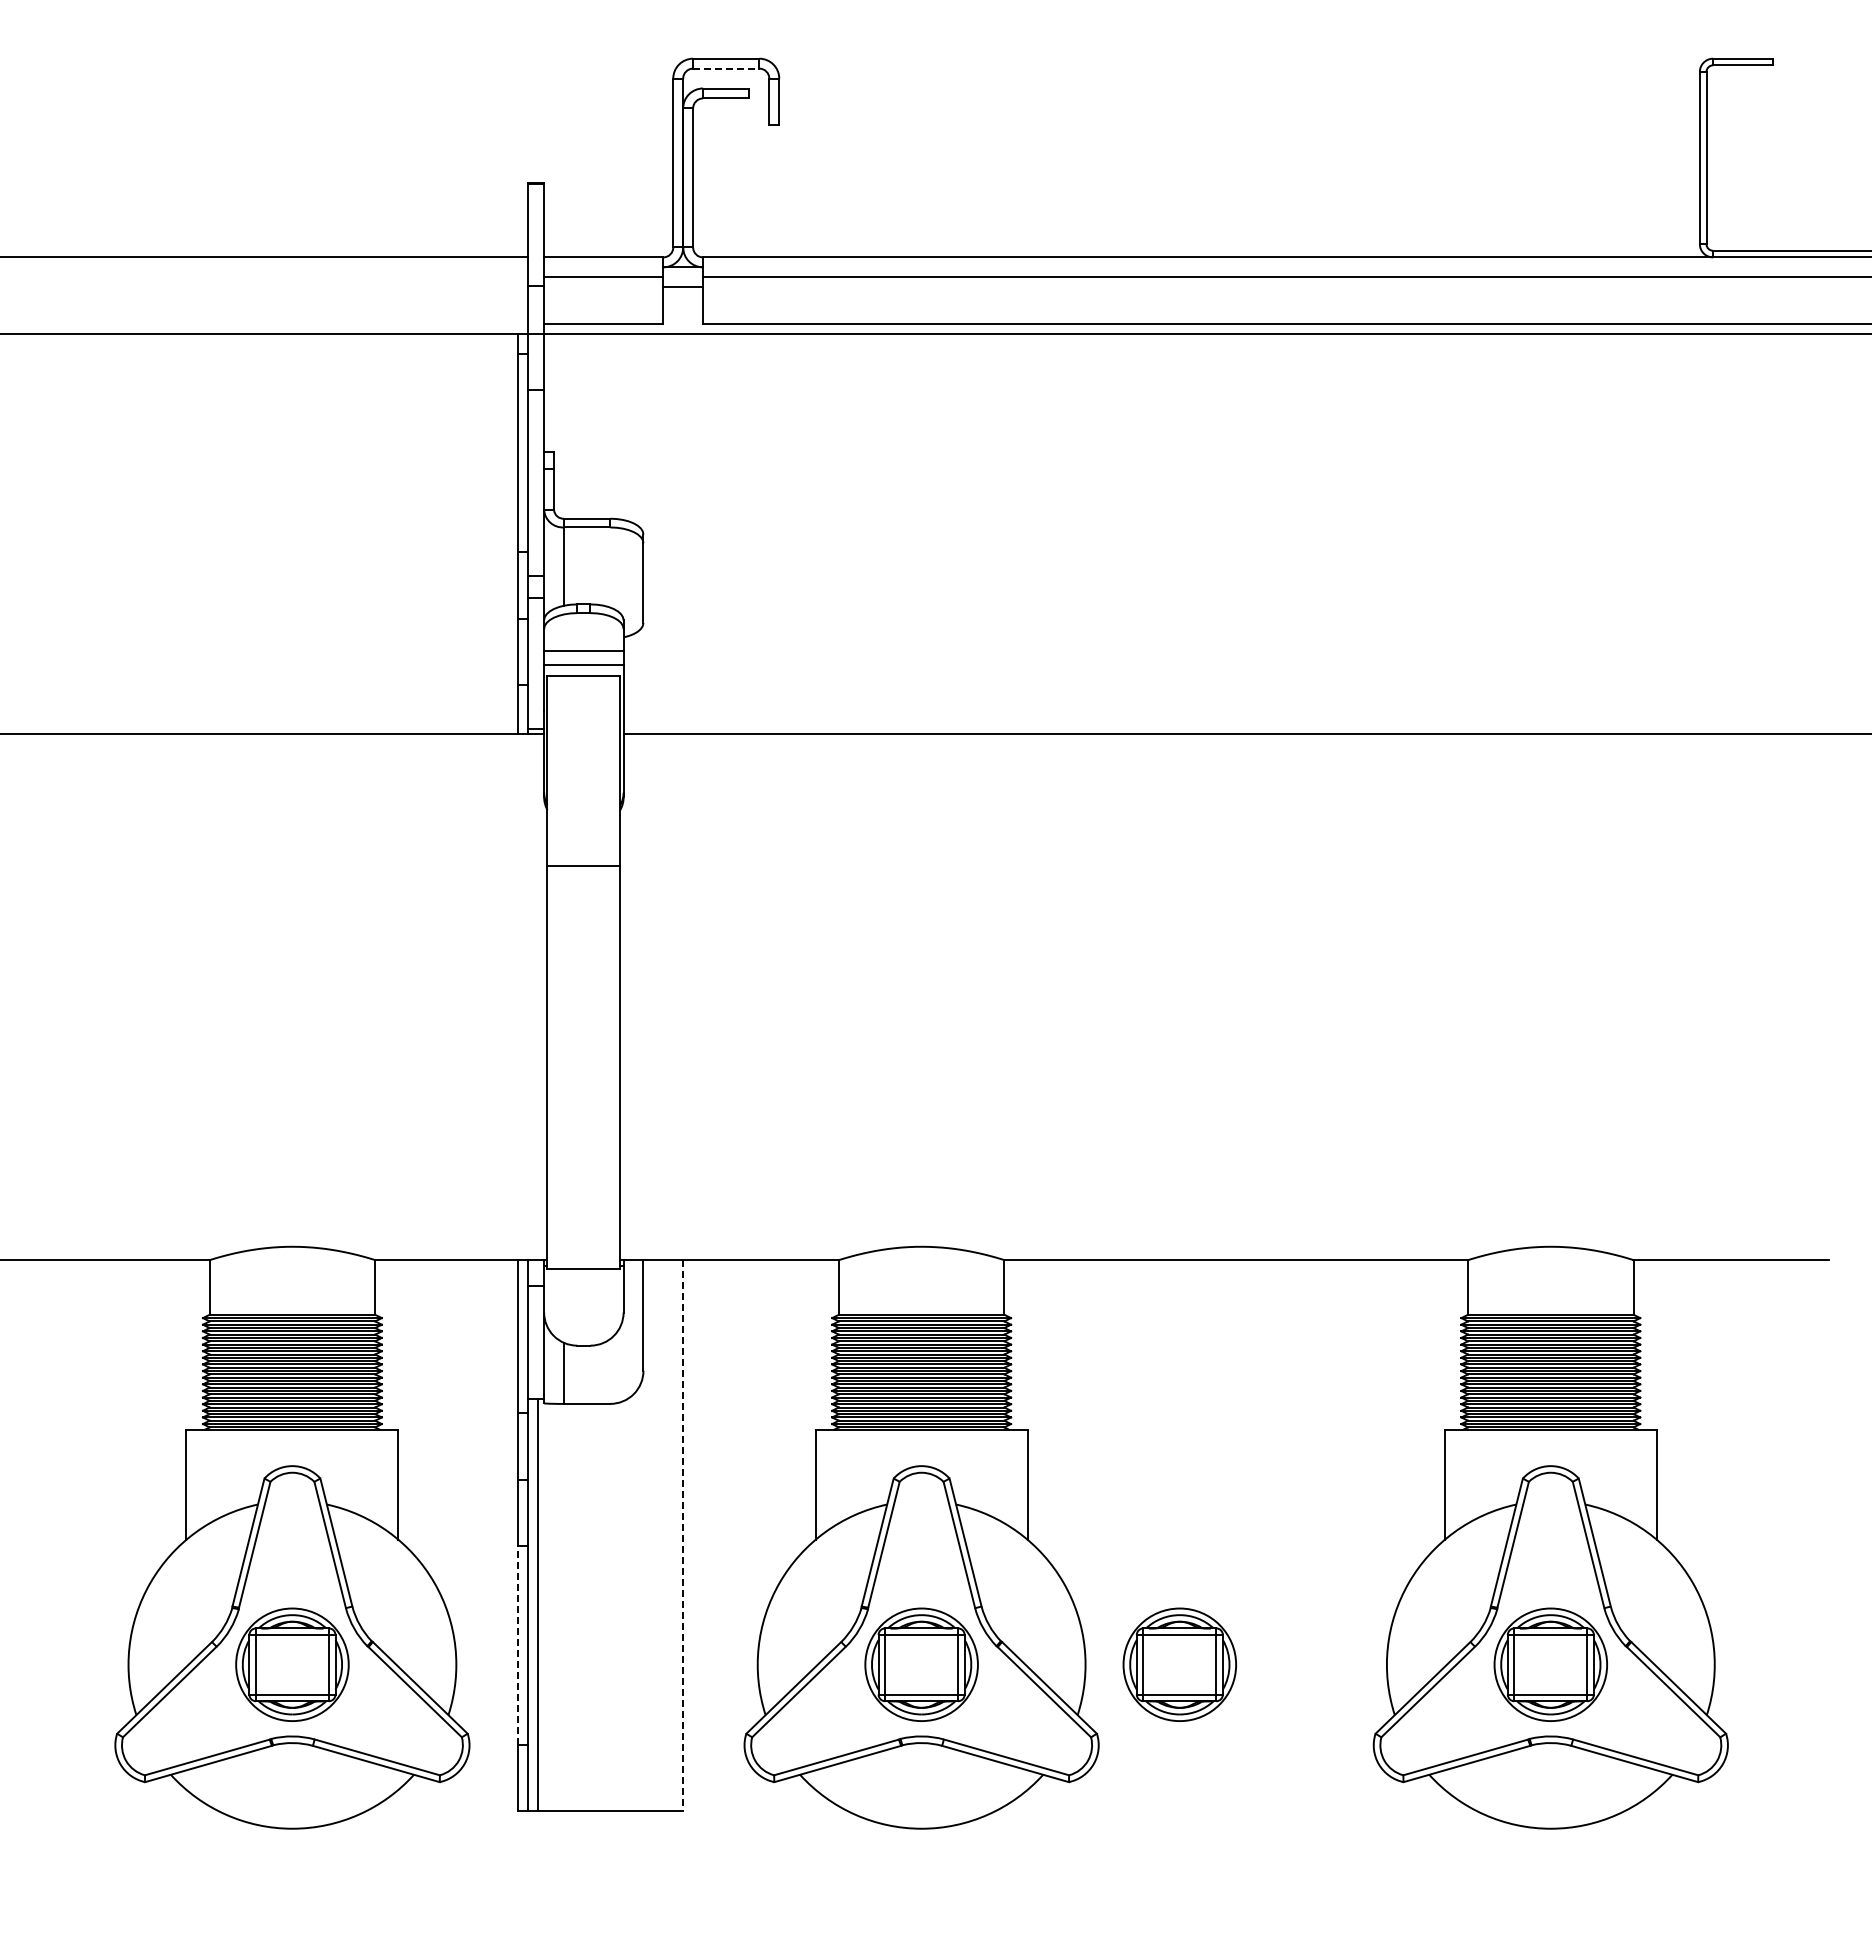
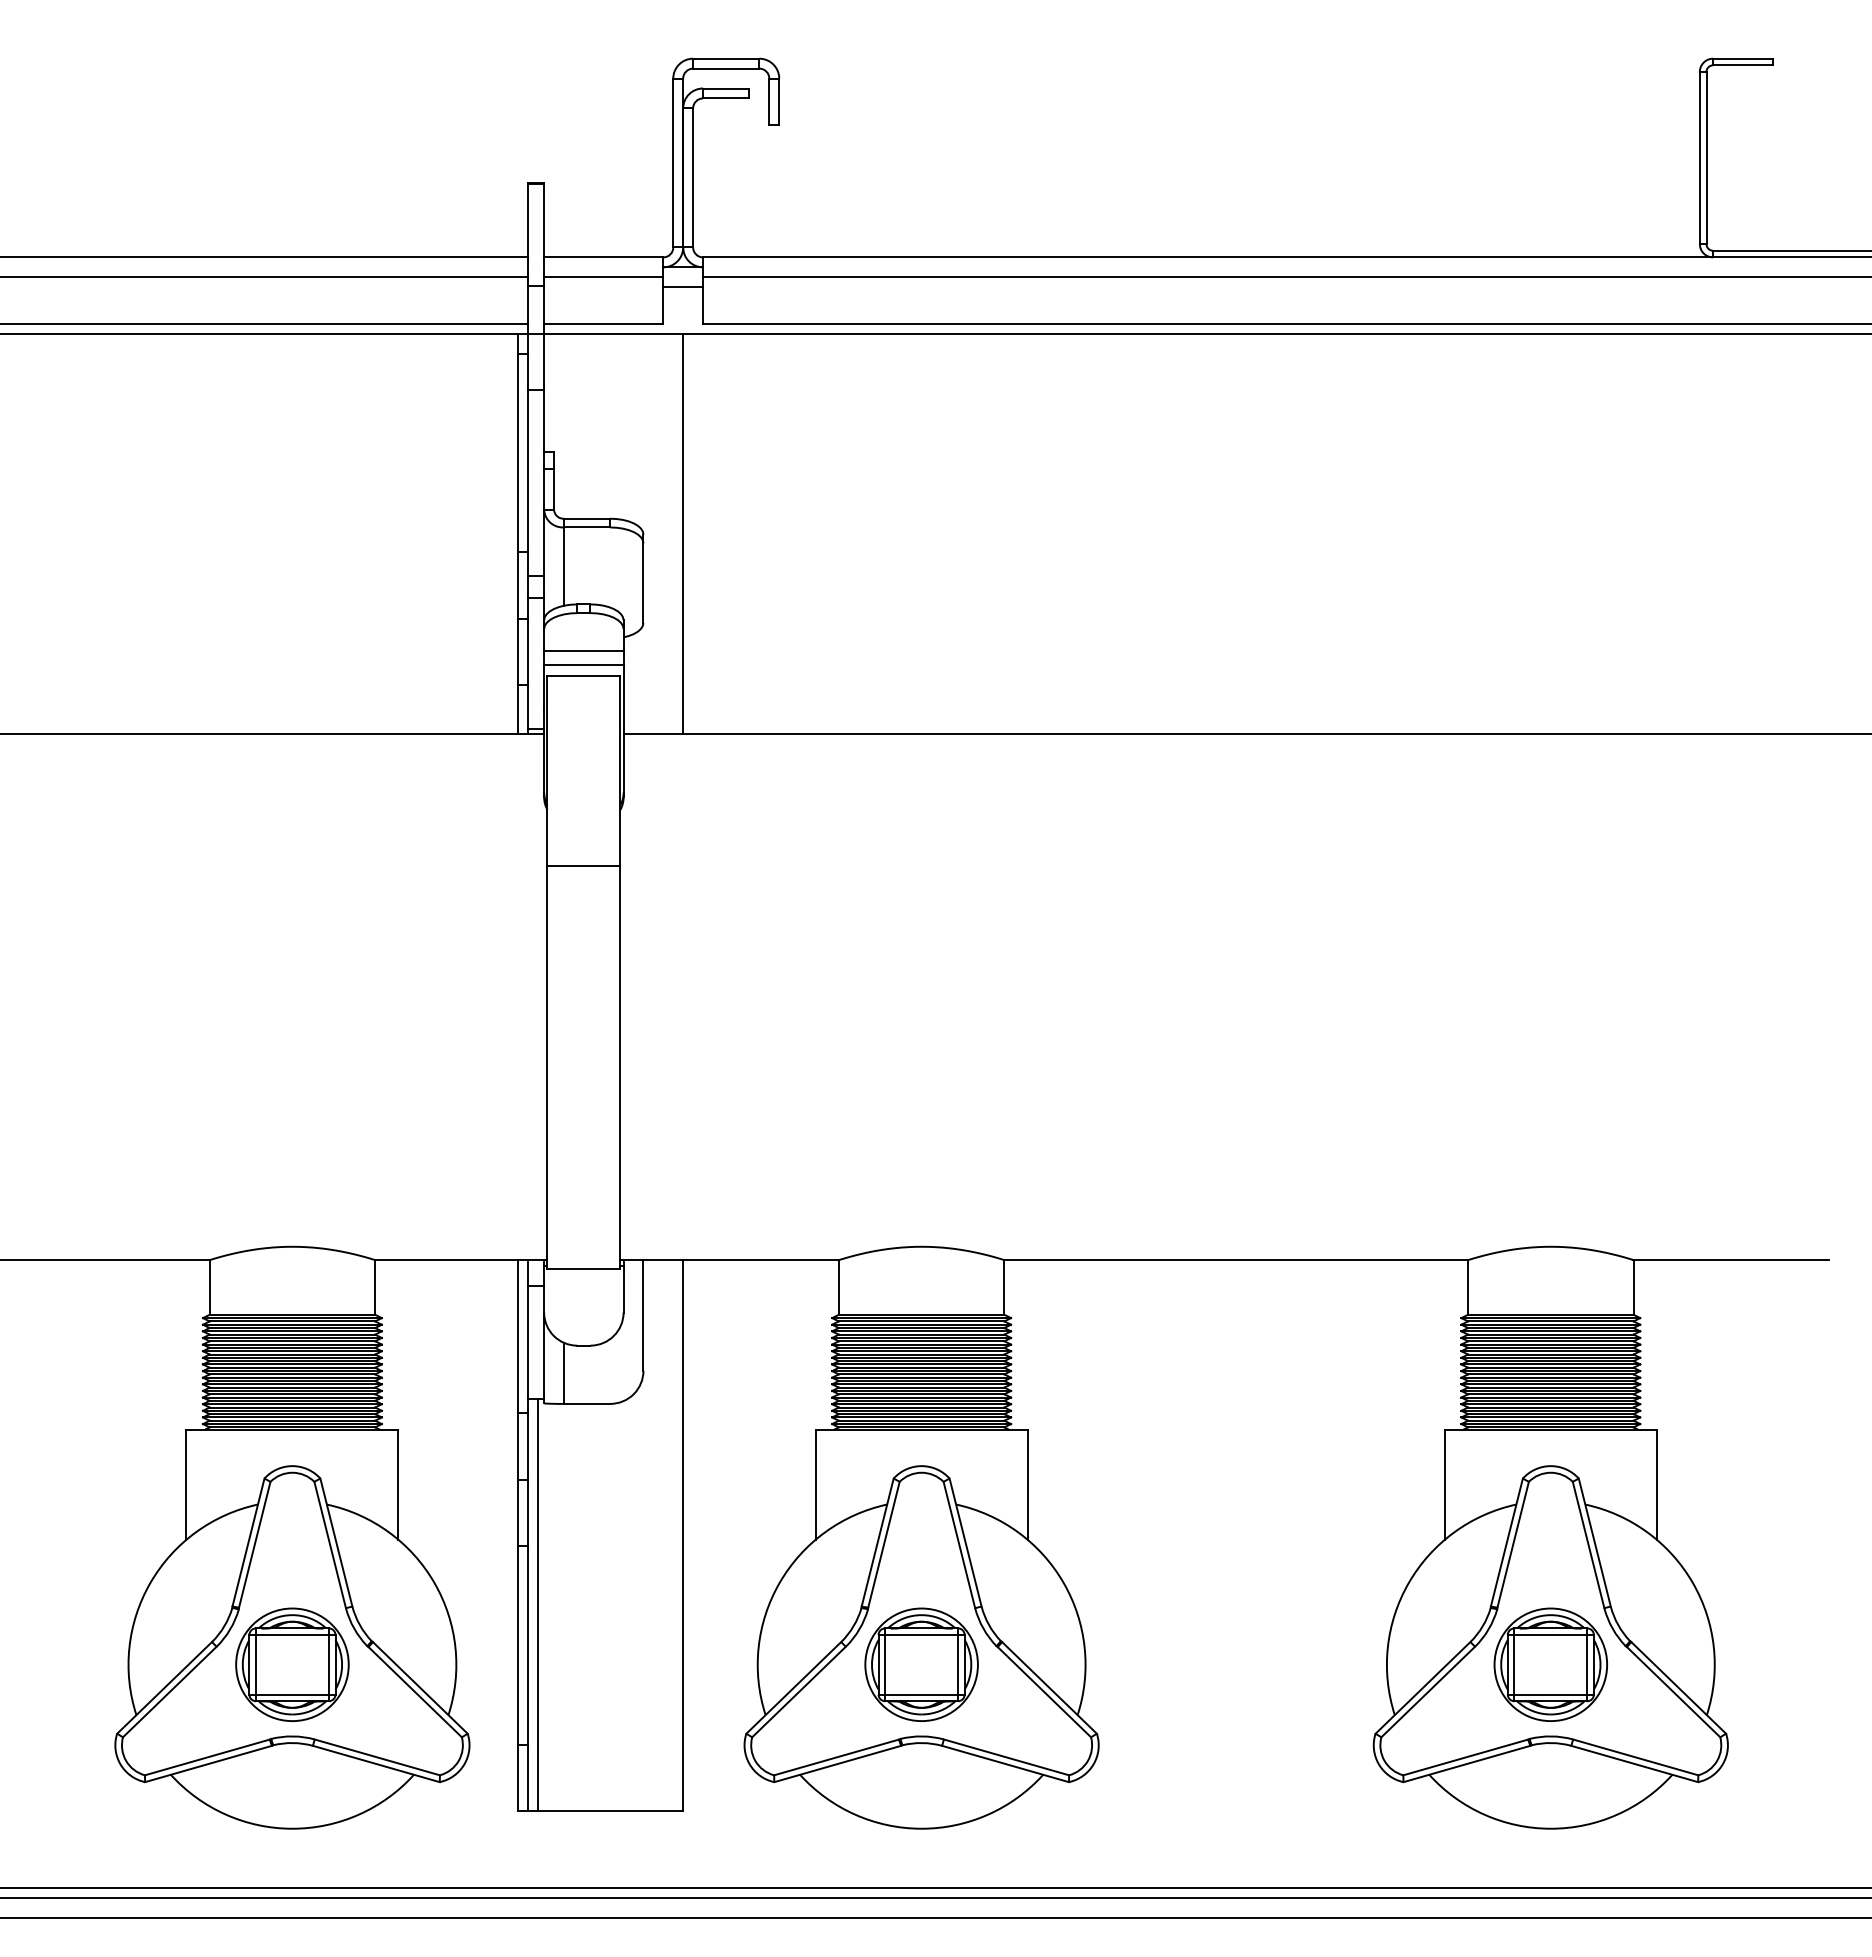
line: dashed -> solid (726, 68)
line: none -> present (264, 277)
line: none -> present (264, 323)
line: none -> present (683, 533)
line: dashed -> solid (683, 1536)
line: dashed -> solid (517, 1644)
part: present -> none (1179, 1664)
line: none -> present (935, 1888)
line: none -> present (935, 1898)
line: none -> present (935, 1918)
